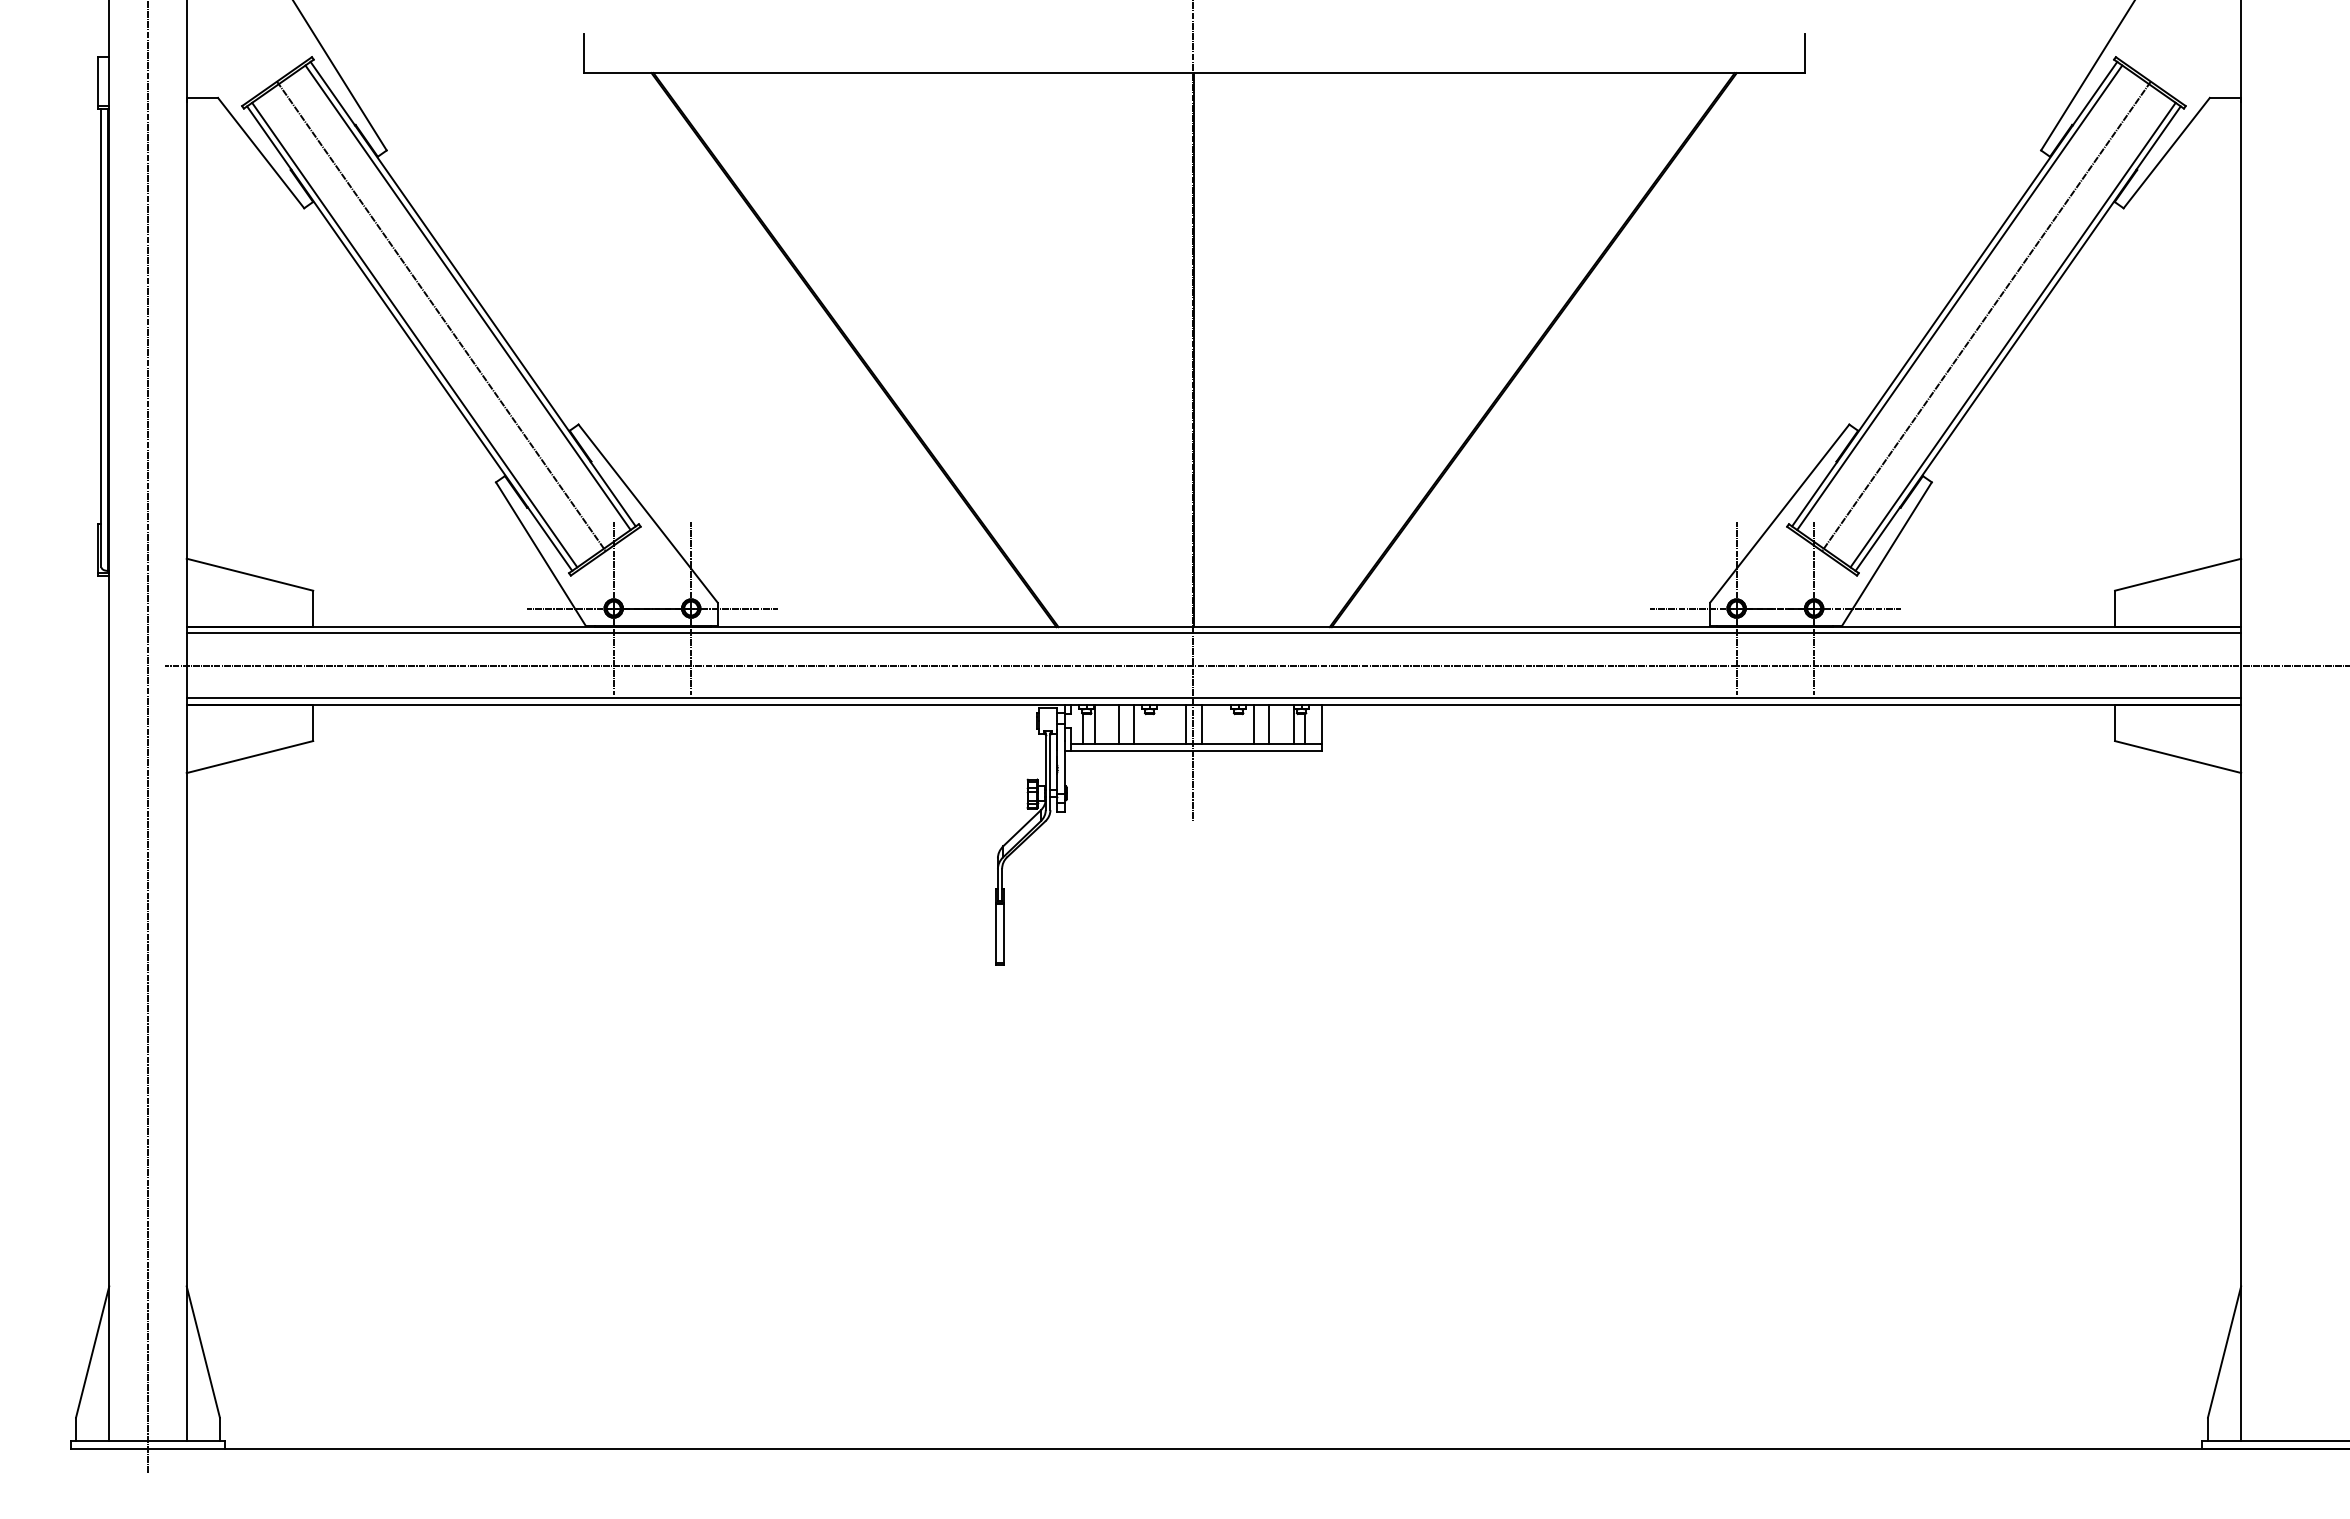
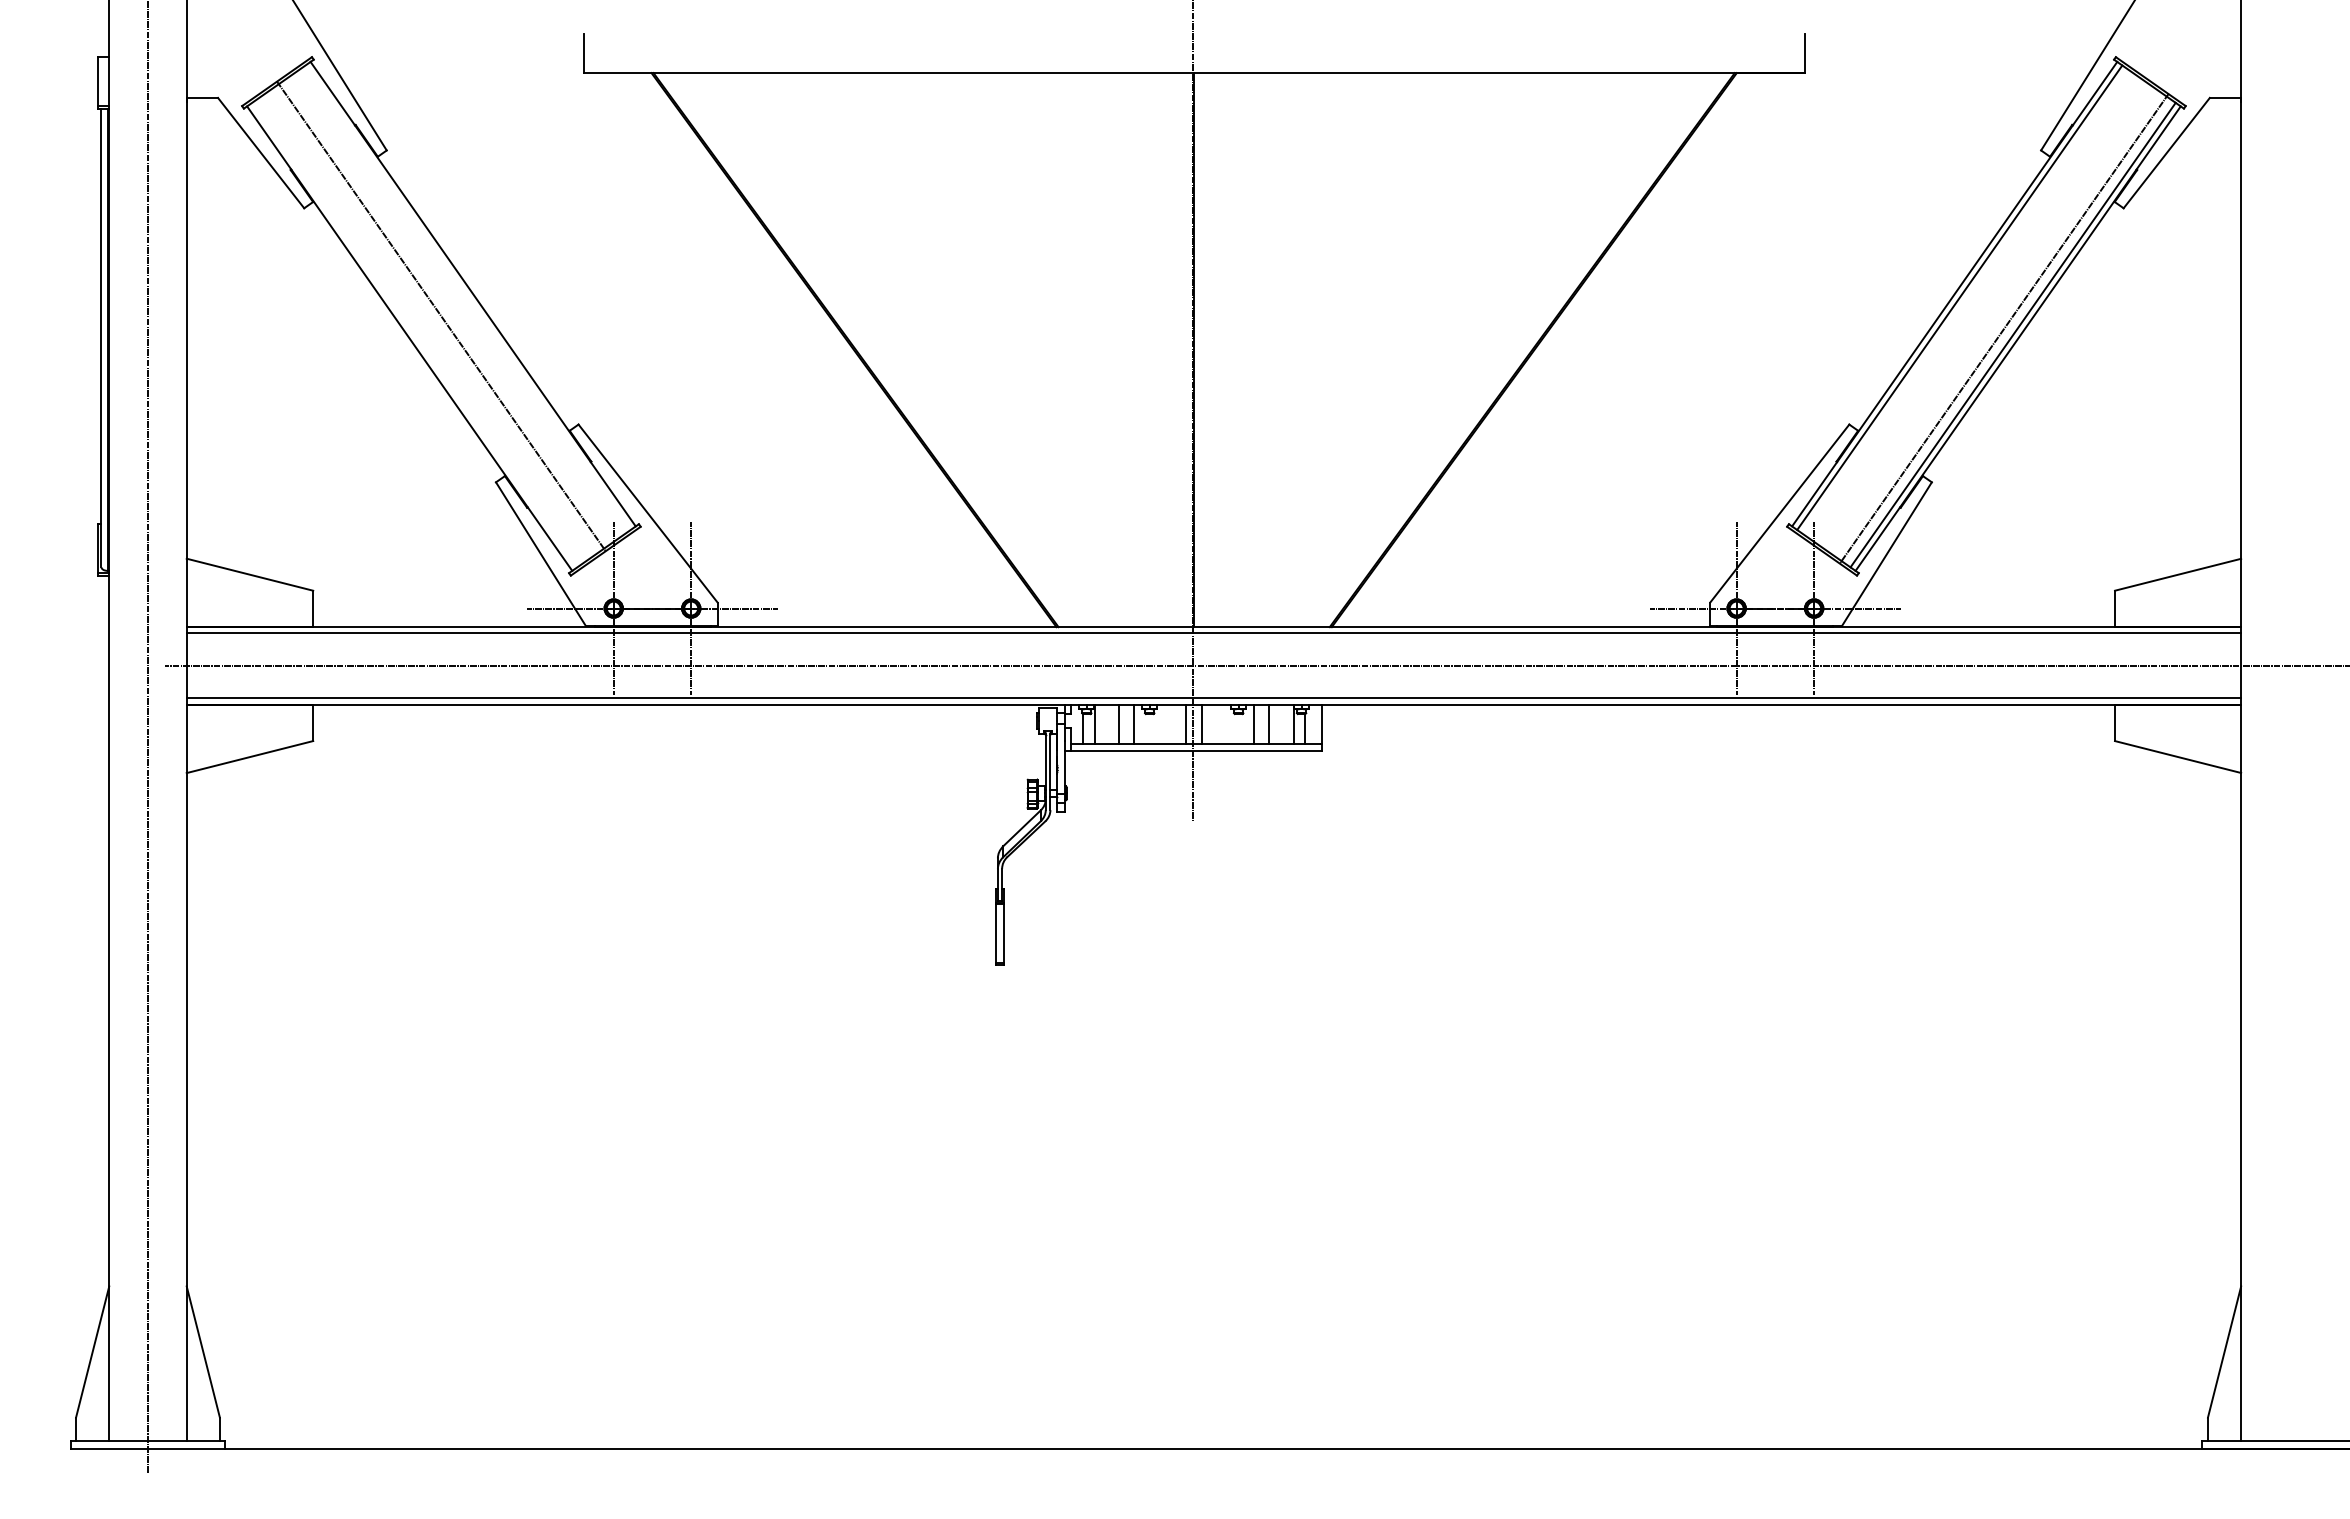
line: present -> none (467, 297)
line position: (1986, 316) -> (2004, 328) (2004, 328)
line: present -> none (414, 334)
